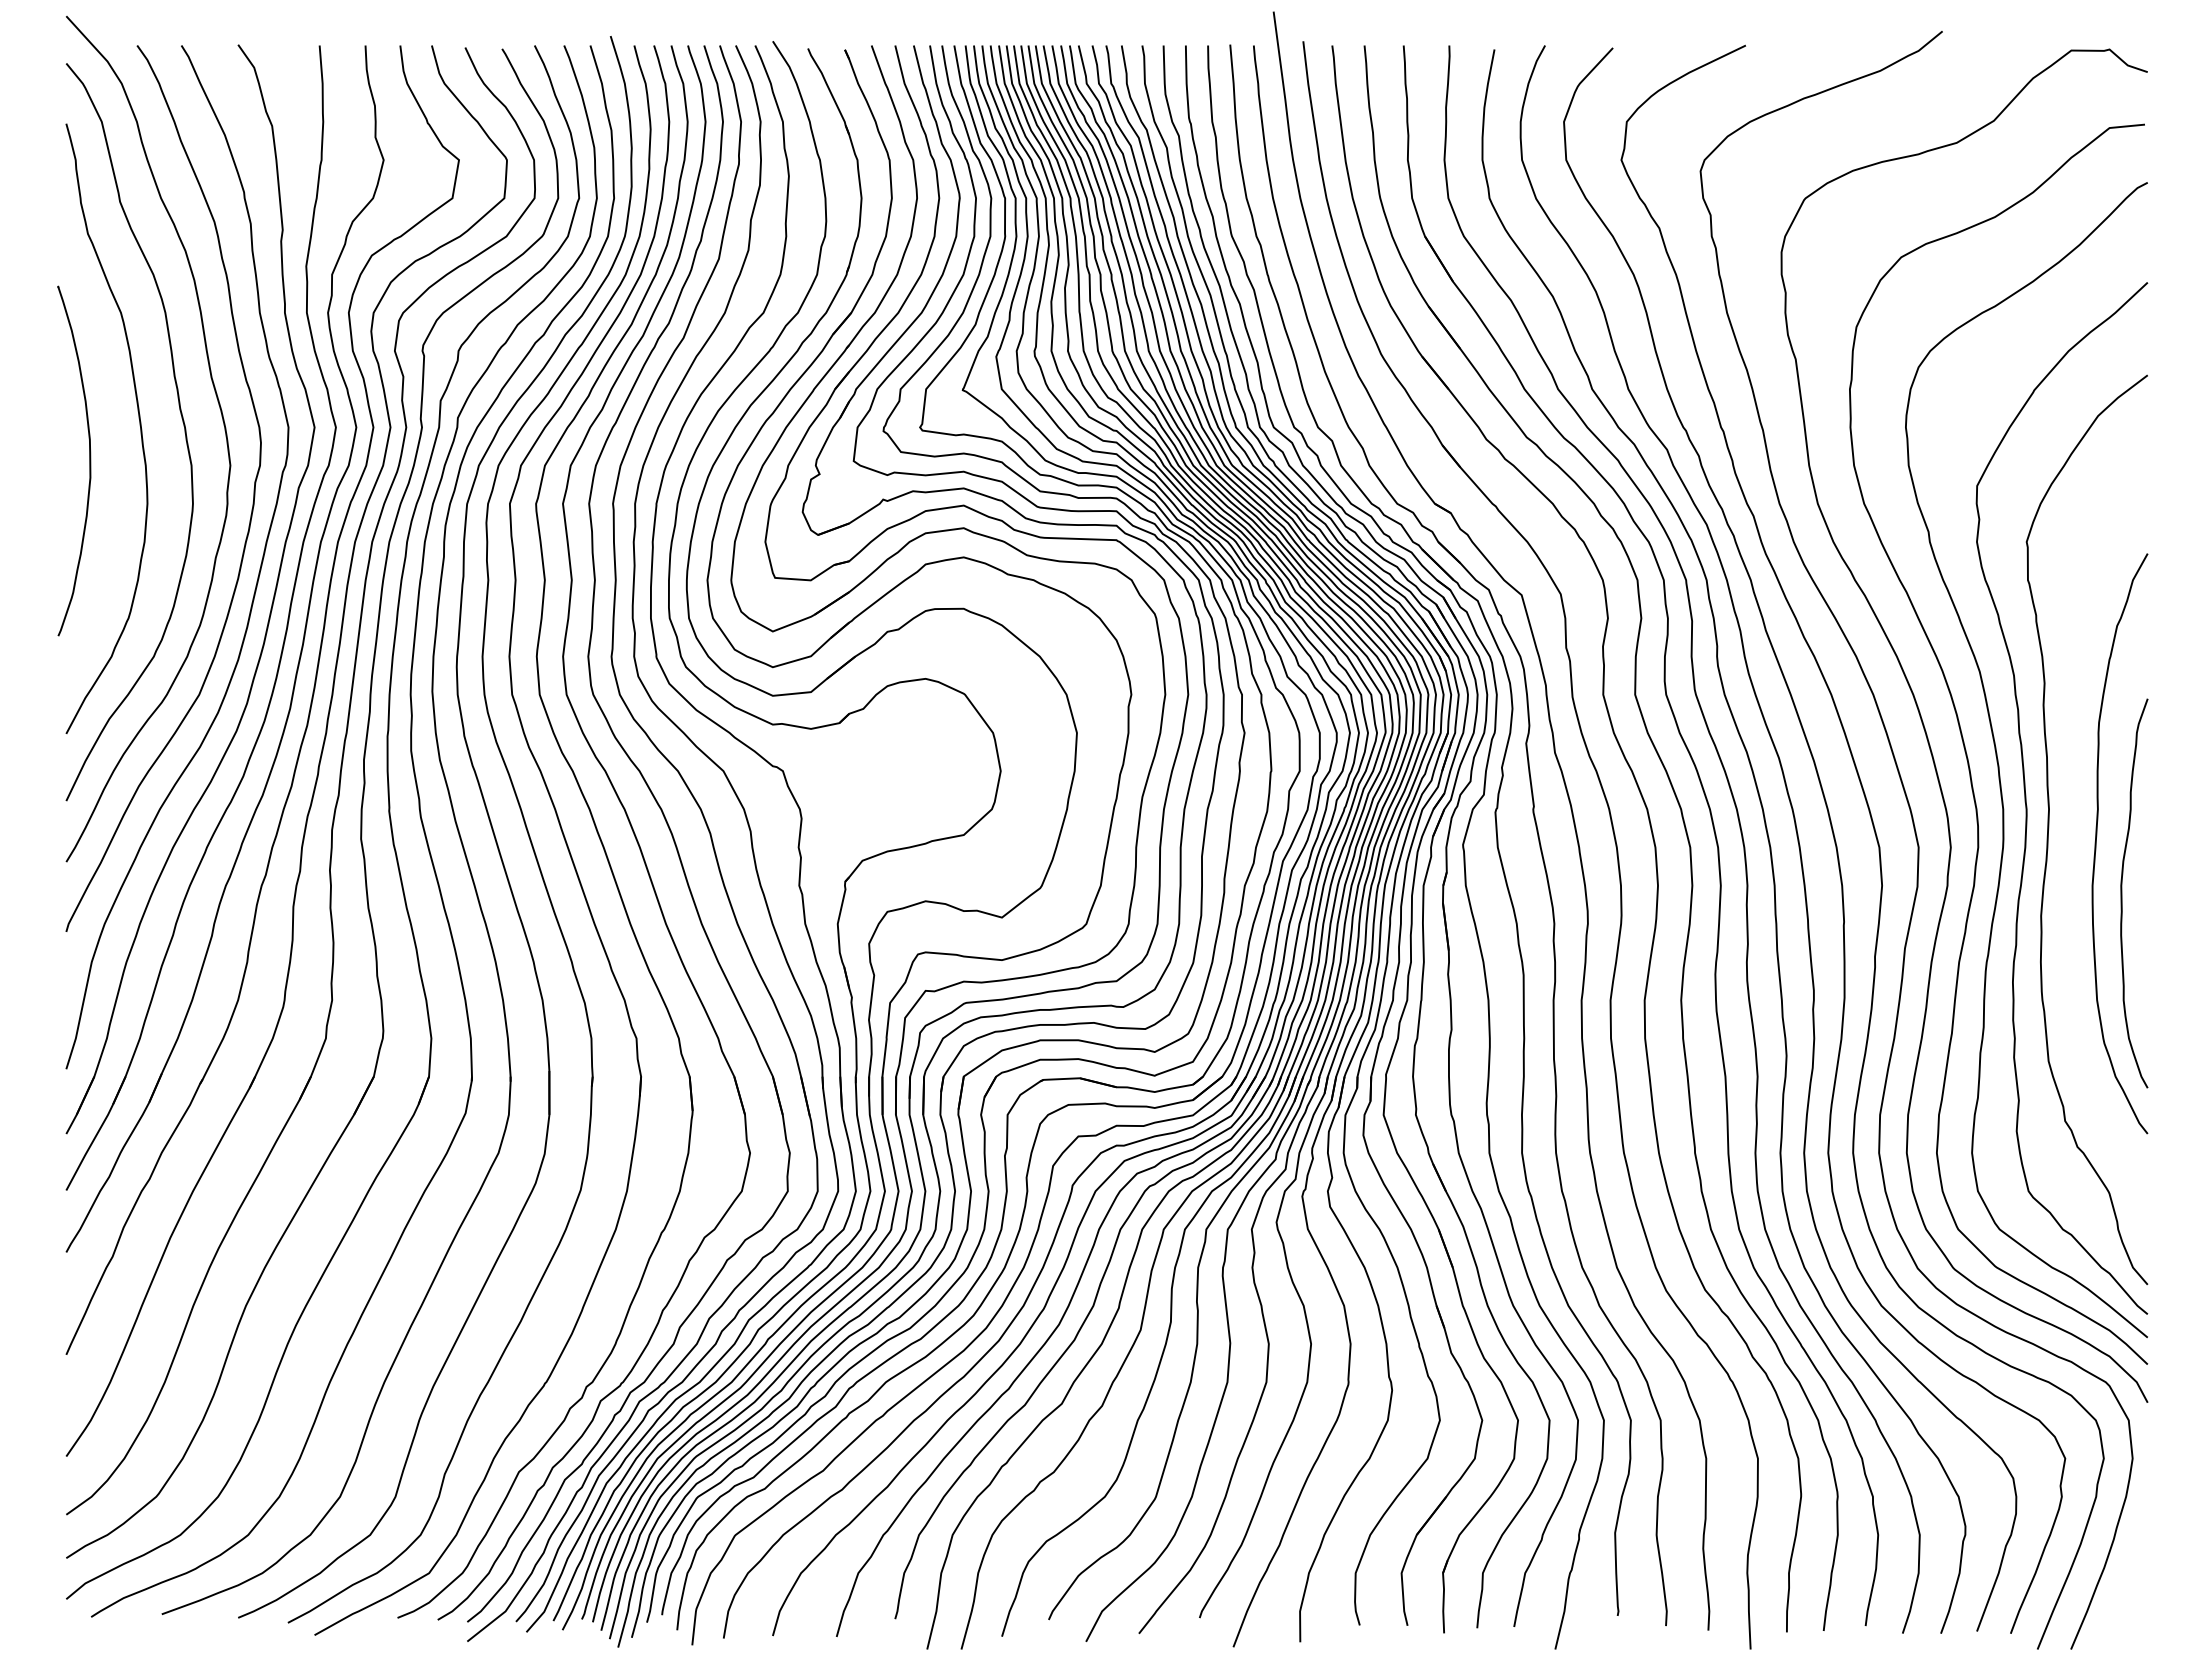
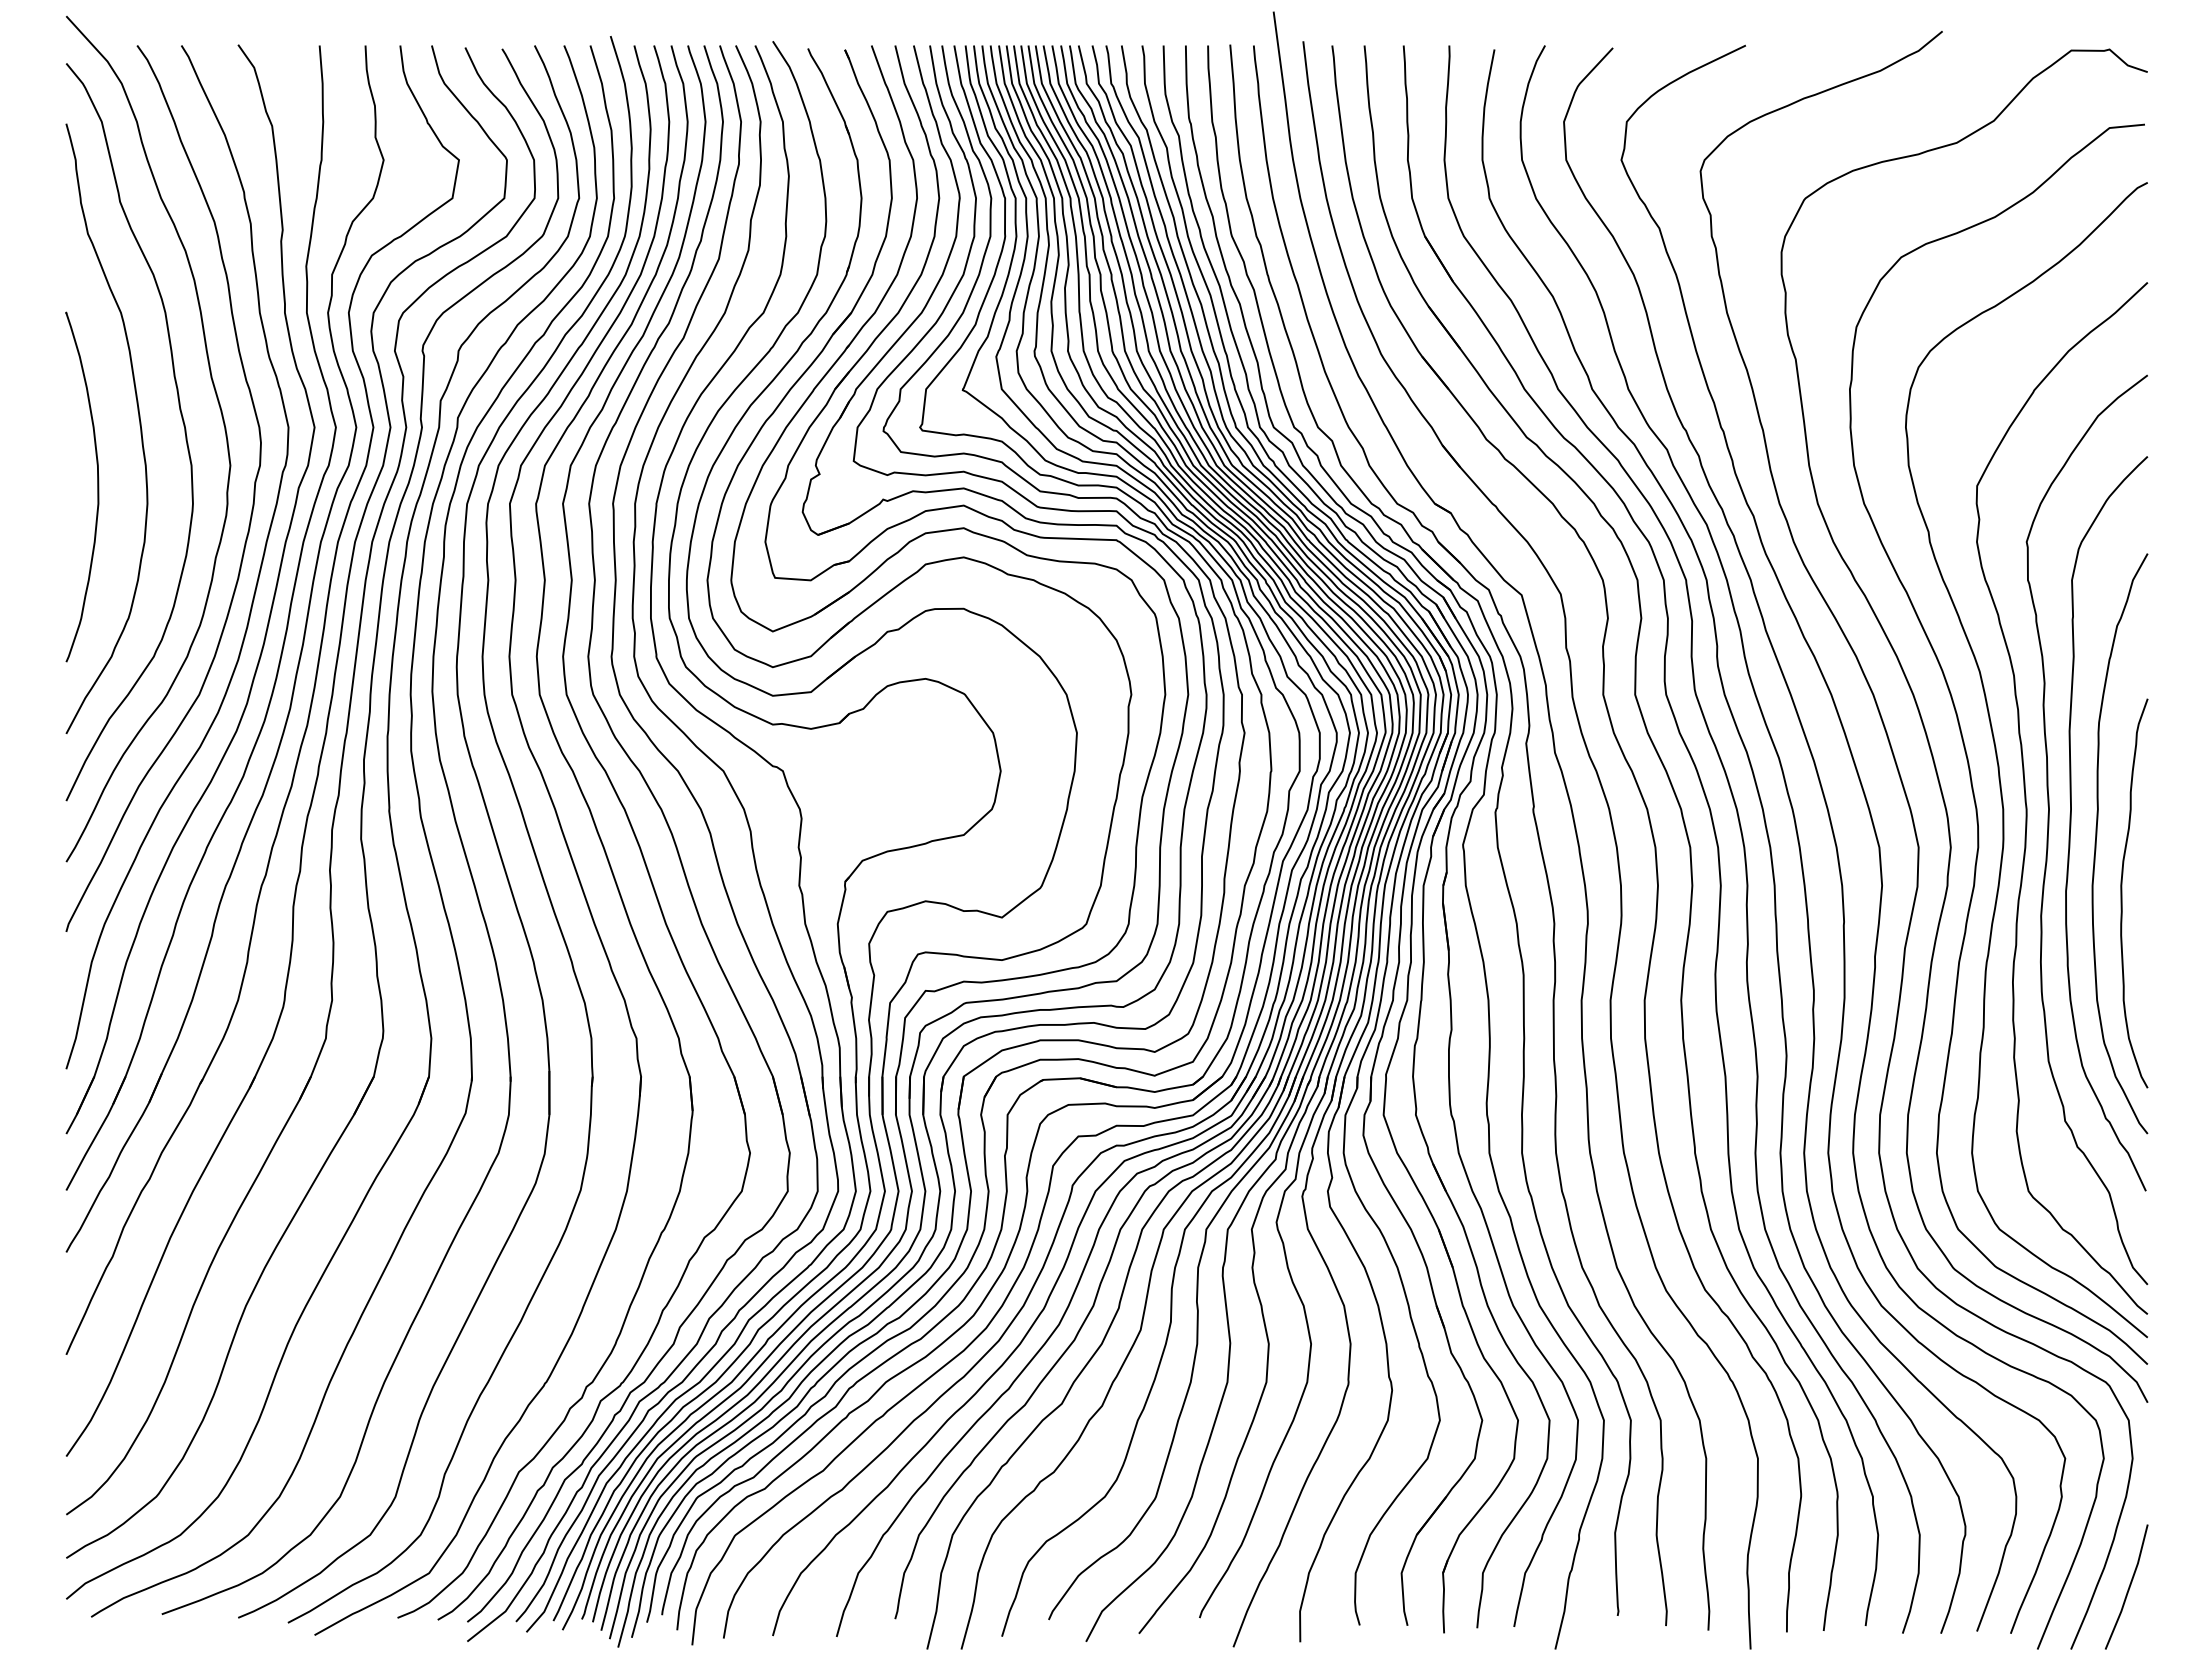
part position: (89, 460) -> (97, 486) (97, 486)
curve: none -> present (2071, 823)
line: none -> present (2128, 1586)
